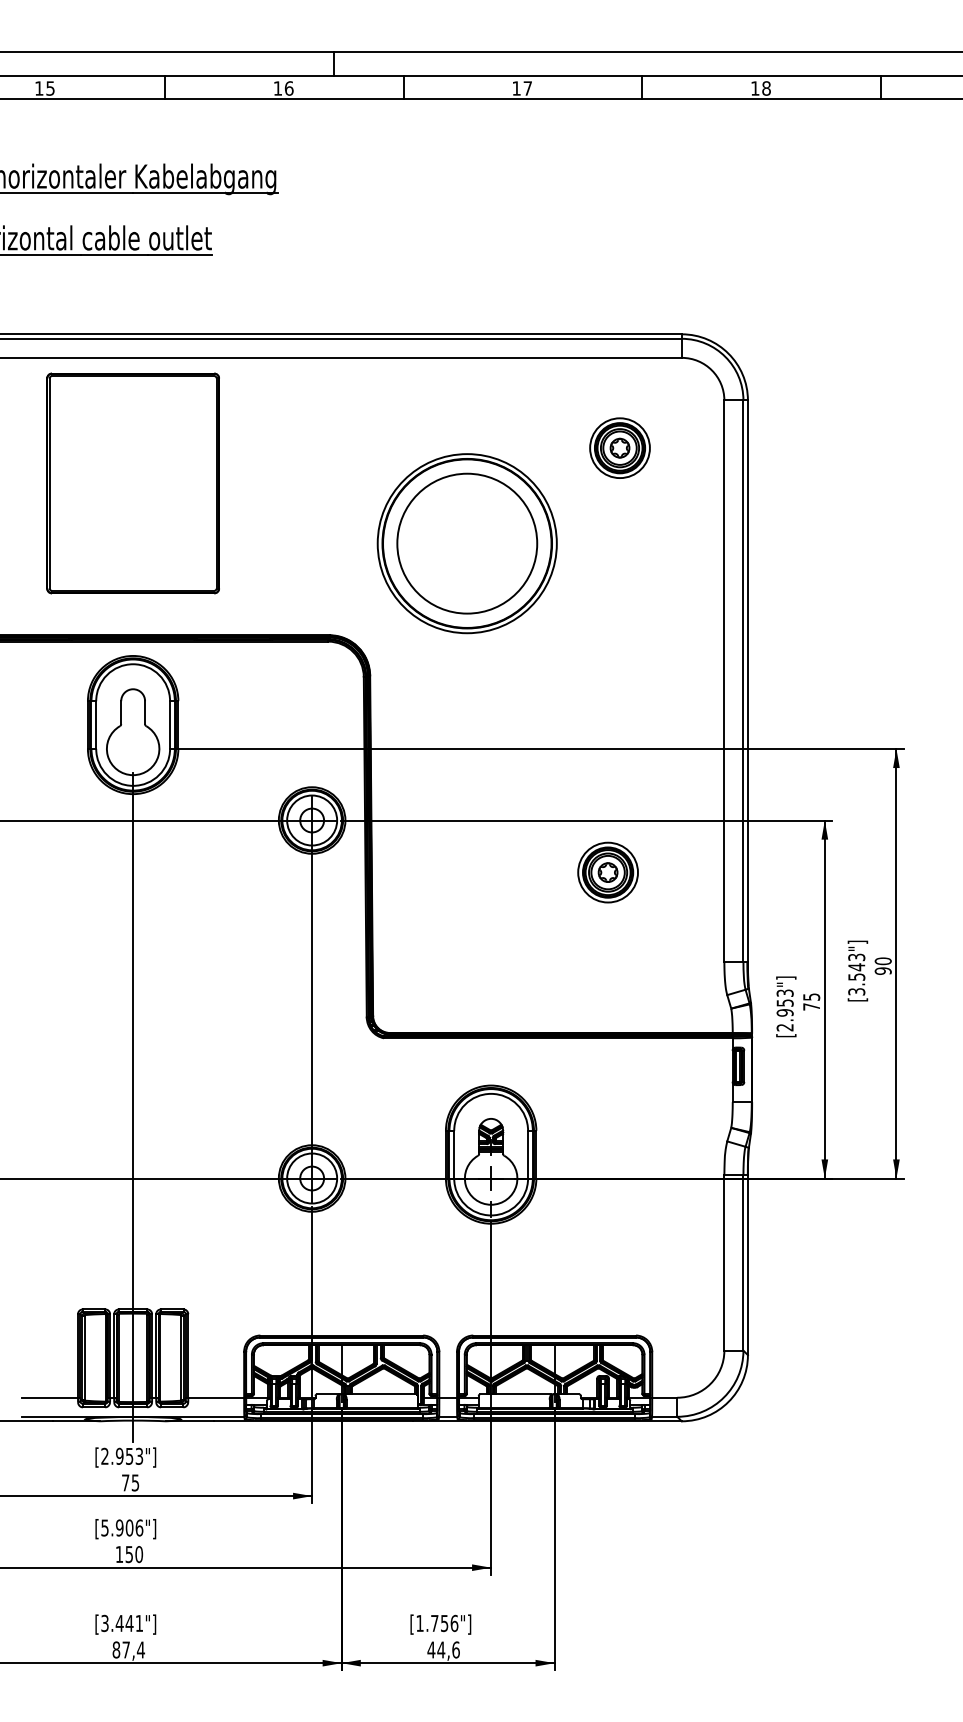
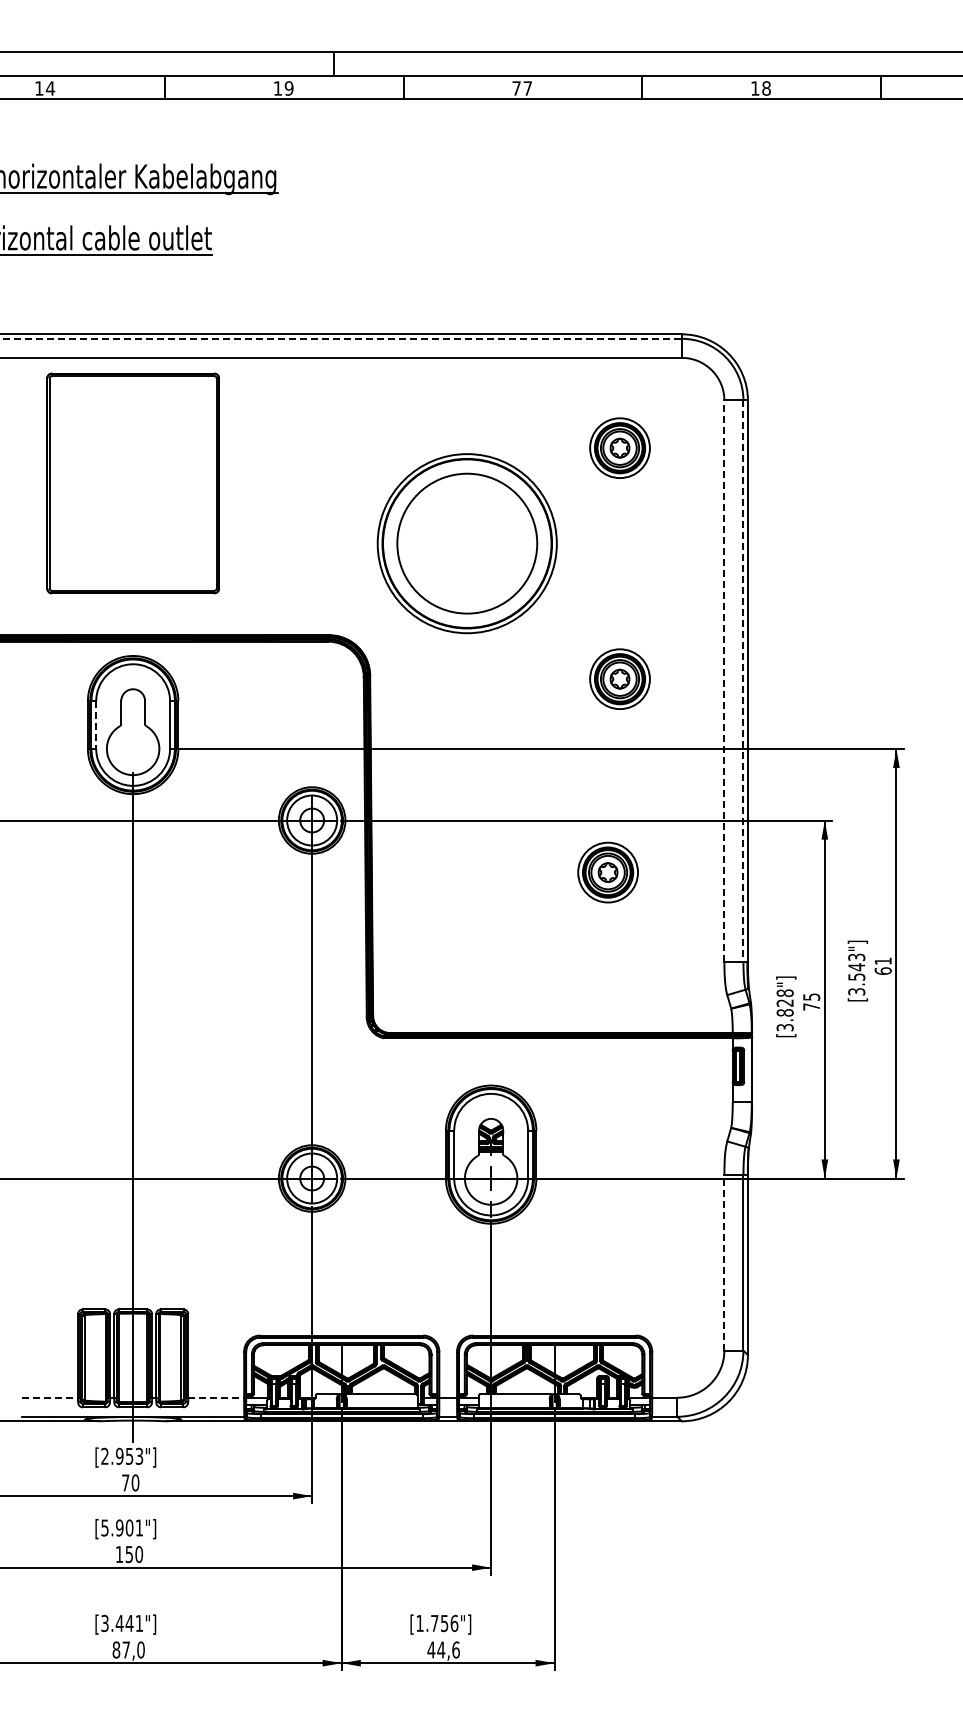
text: 15 -> 14 (50, 88)
text: 16 -> 19 (288, 88)
text: 17 -> 77 (516, 88)
line: solid -> dashed (341, 338)
part: none -> present (619, 678)
line: solid -> dashed (724, 681)
line: solid -> dashed (743, 681)
line: solid -> dashed (96, 725)
text: 90 -> 61 (882, 965)
text: [2.953"] -> [3.828"] (784, 1010)
line: solid -> dashed (724, 1262)
line: solid -> dashed (50, 1397)
line: solid -> dashed (216, 1397)
text: 75 -> 70 (135, 1482)
text: [5.906"] -> [5.901"] (139, 1527)
text: 87,4 -> 87,0 (140, 1649)
